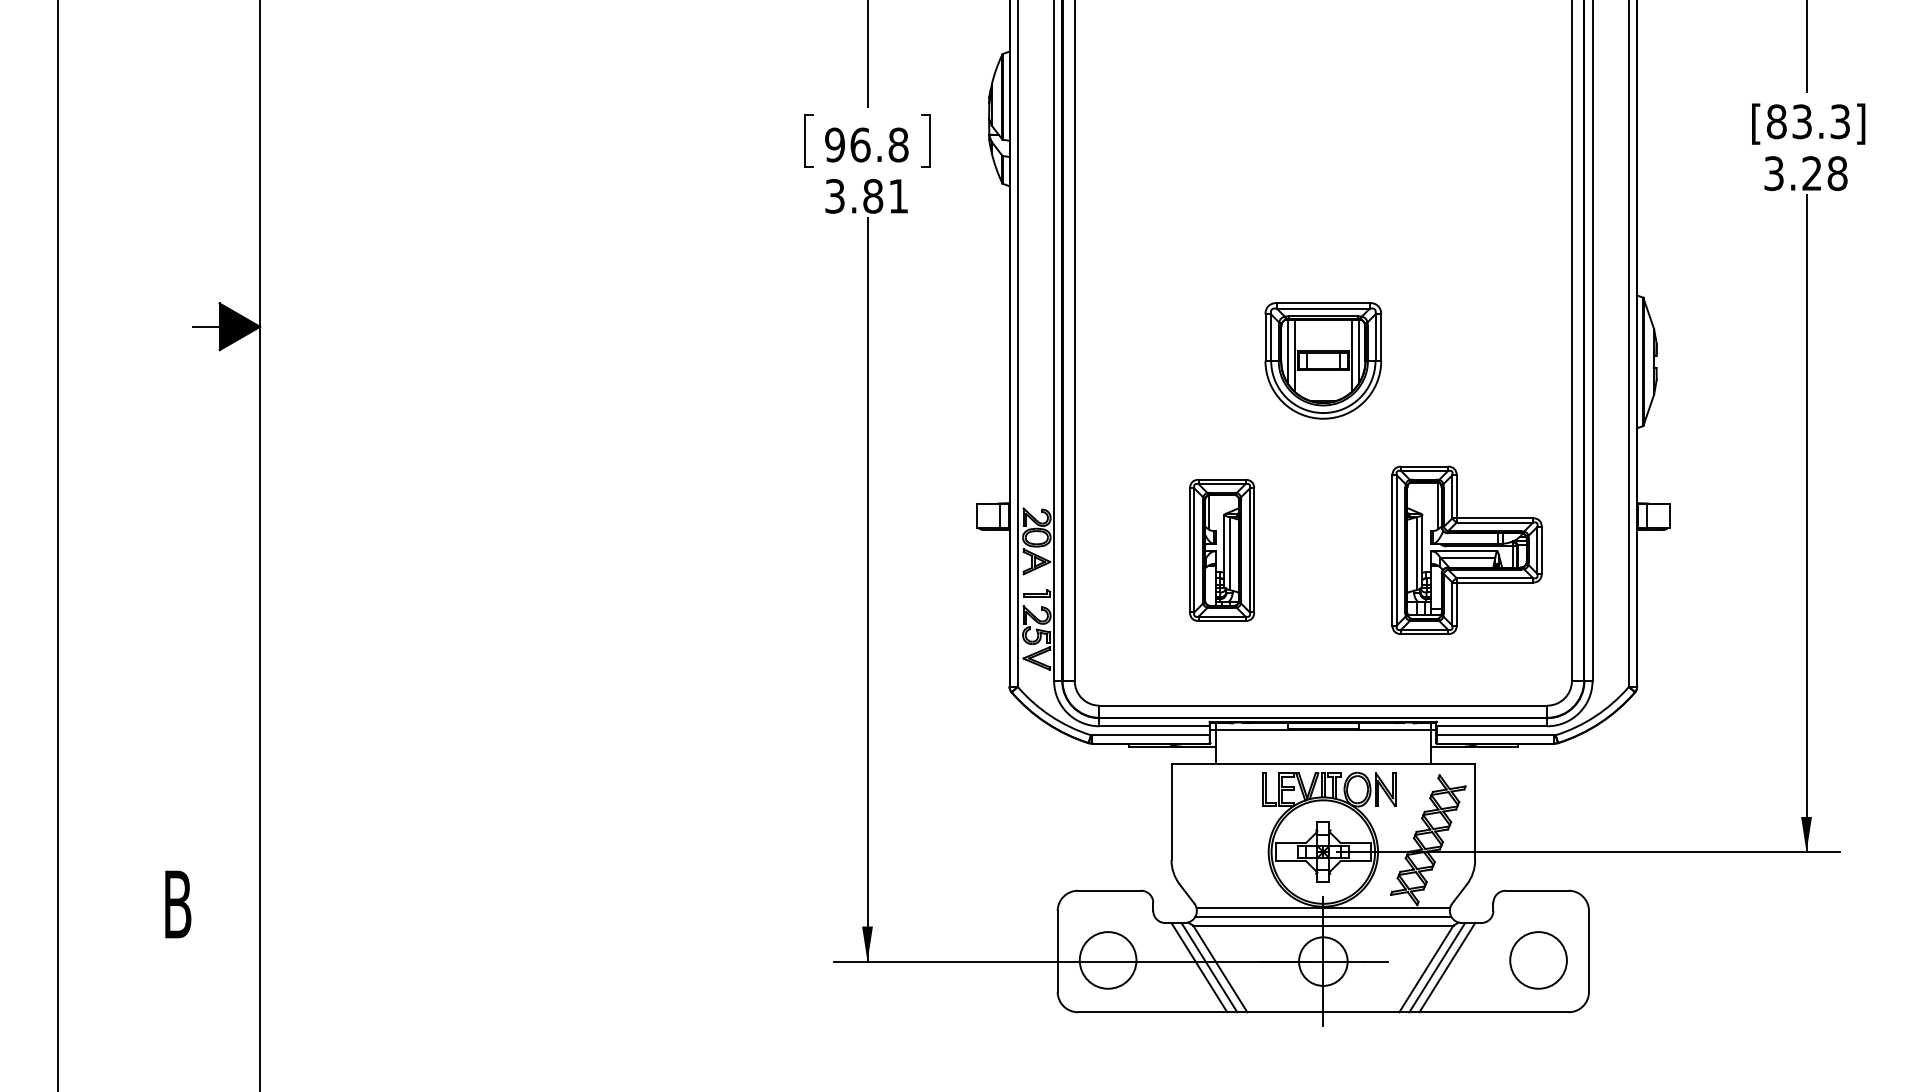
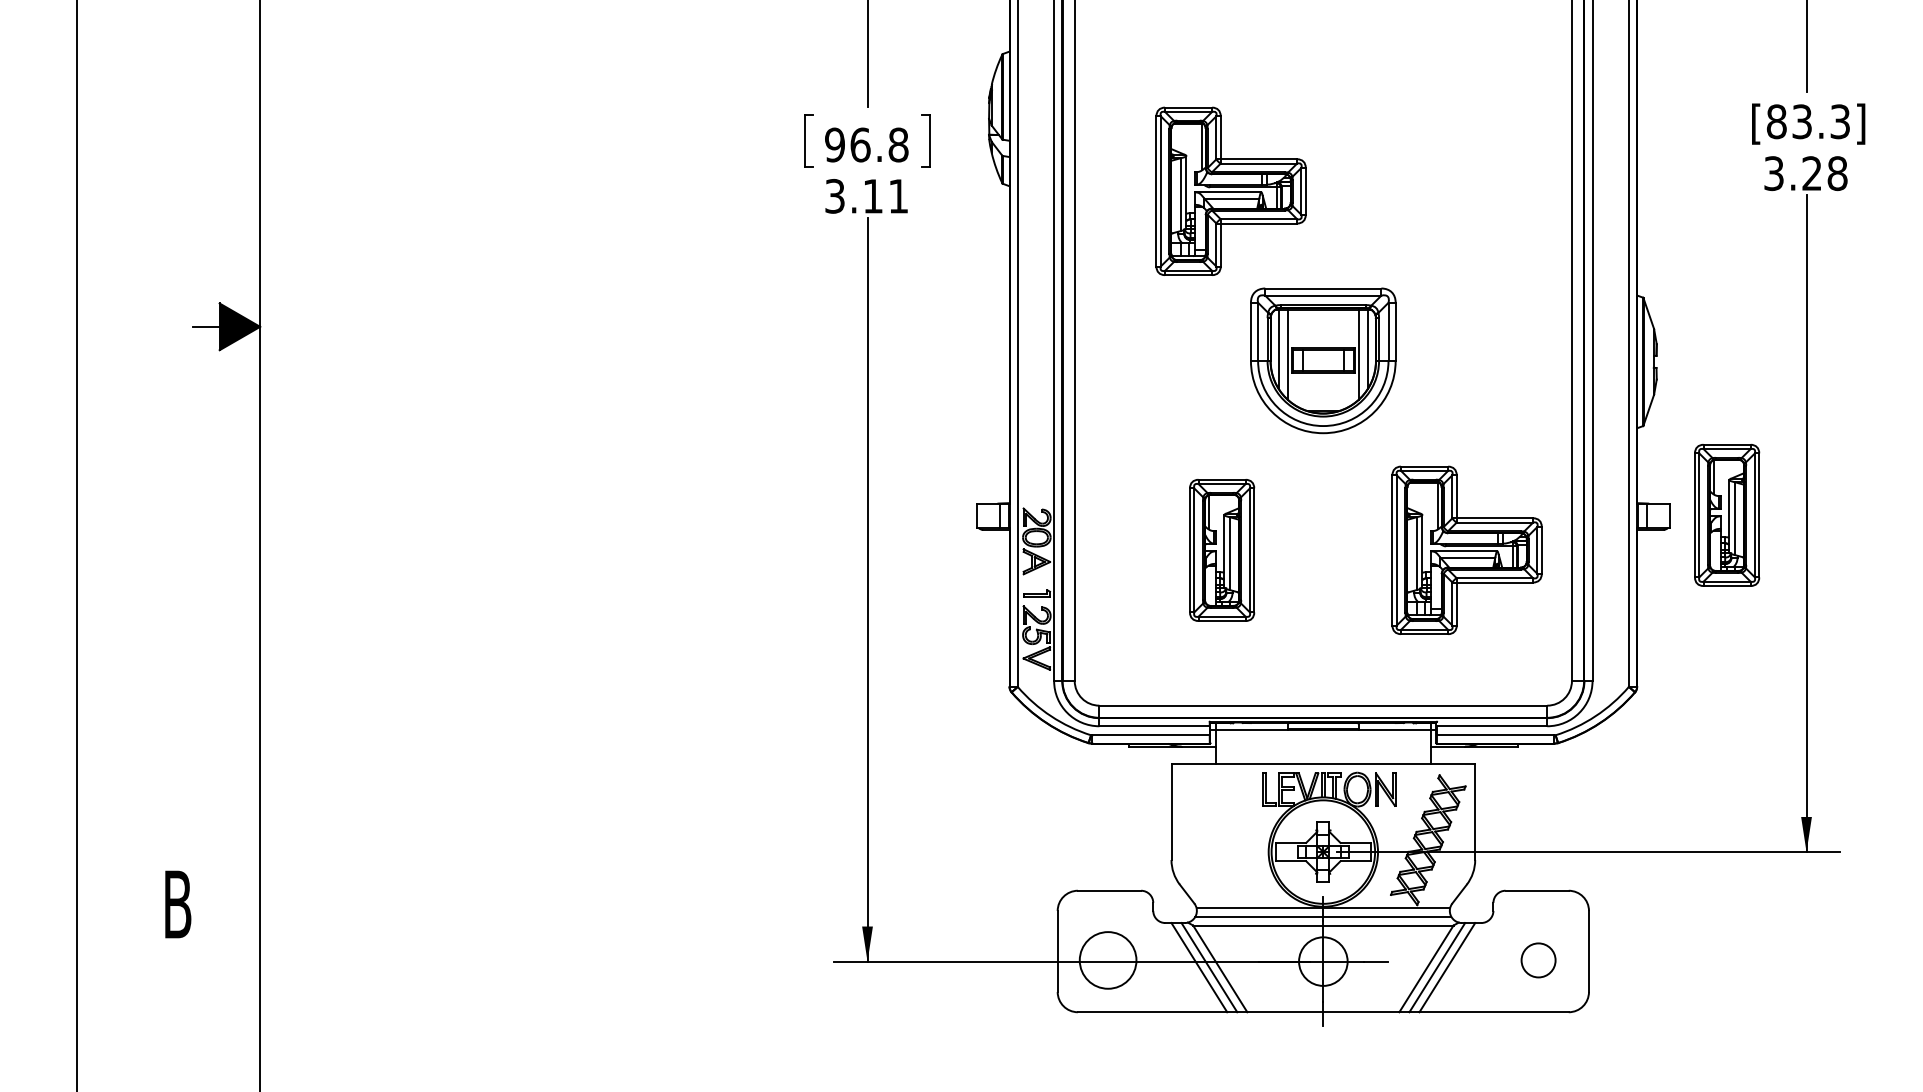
part: none -> present (1230, 190)
text: 3.81 -> 3.11 (873, 196)
part size: 119x118 px -> 147x148 px (1323, 360)
part: none -> present (1727, 515)
line position: (57, 545) -> (76, 545) (76, 545)
circle diameter: 57 px -> 34 px (1538, 960)
